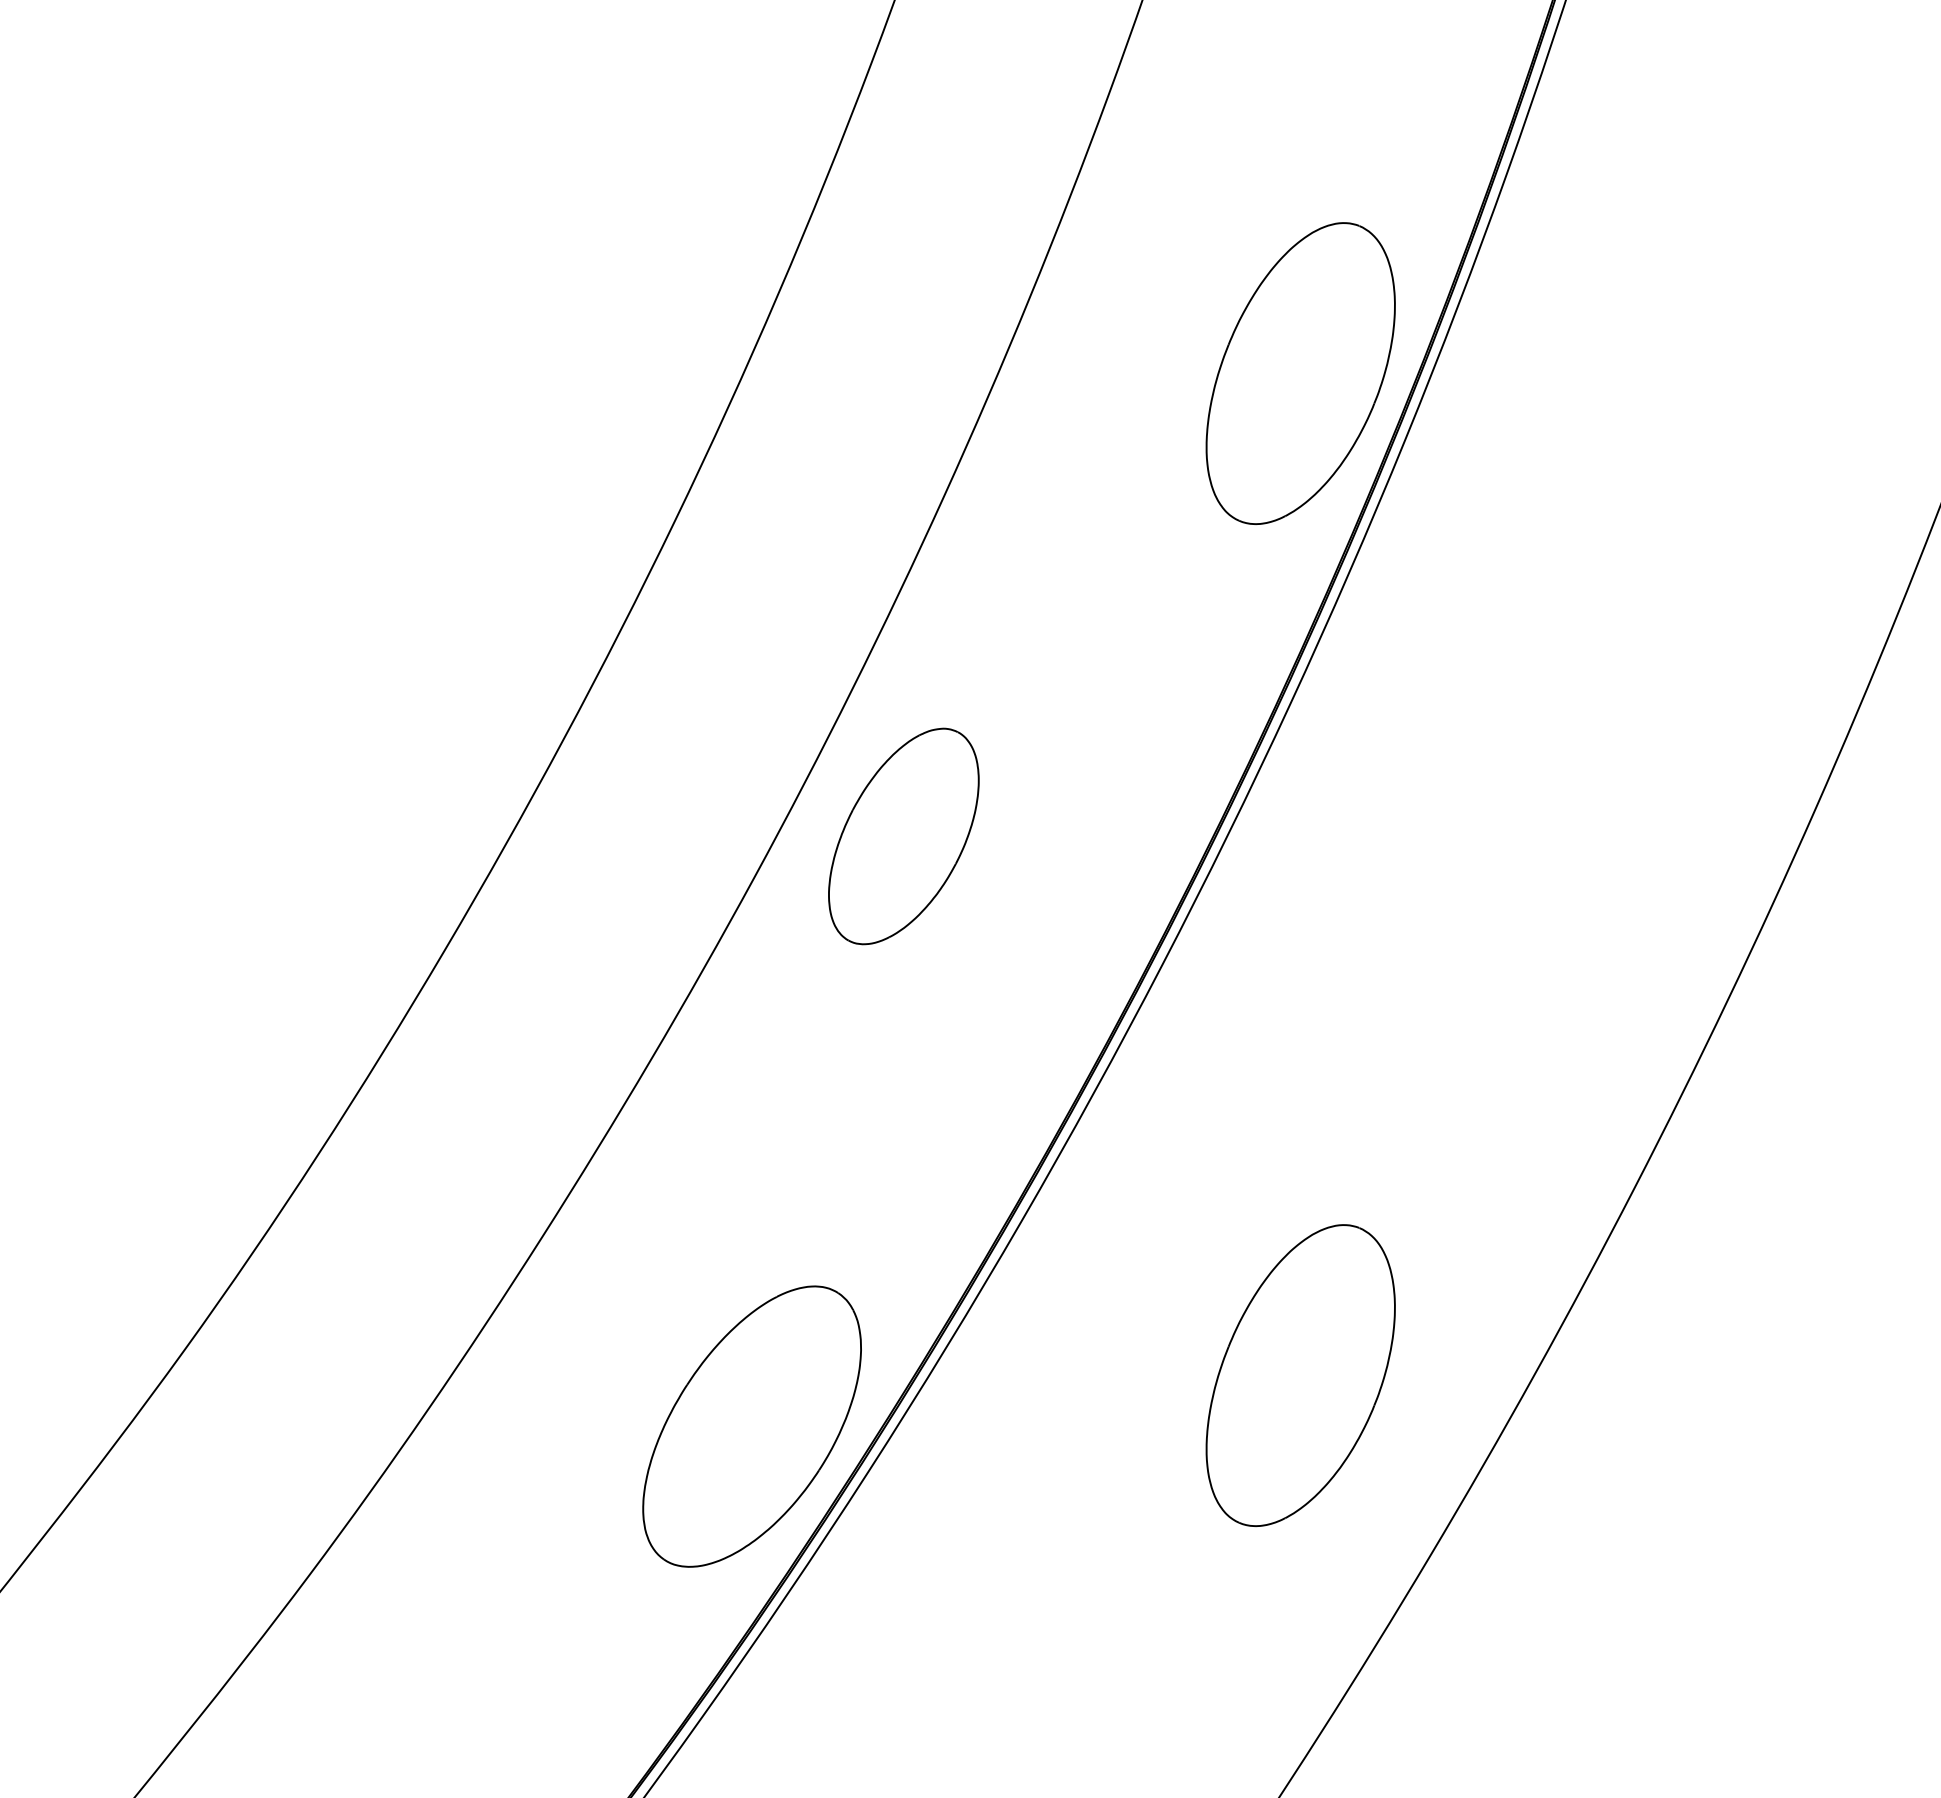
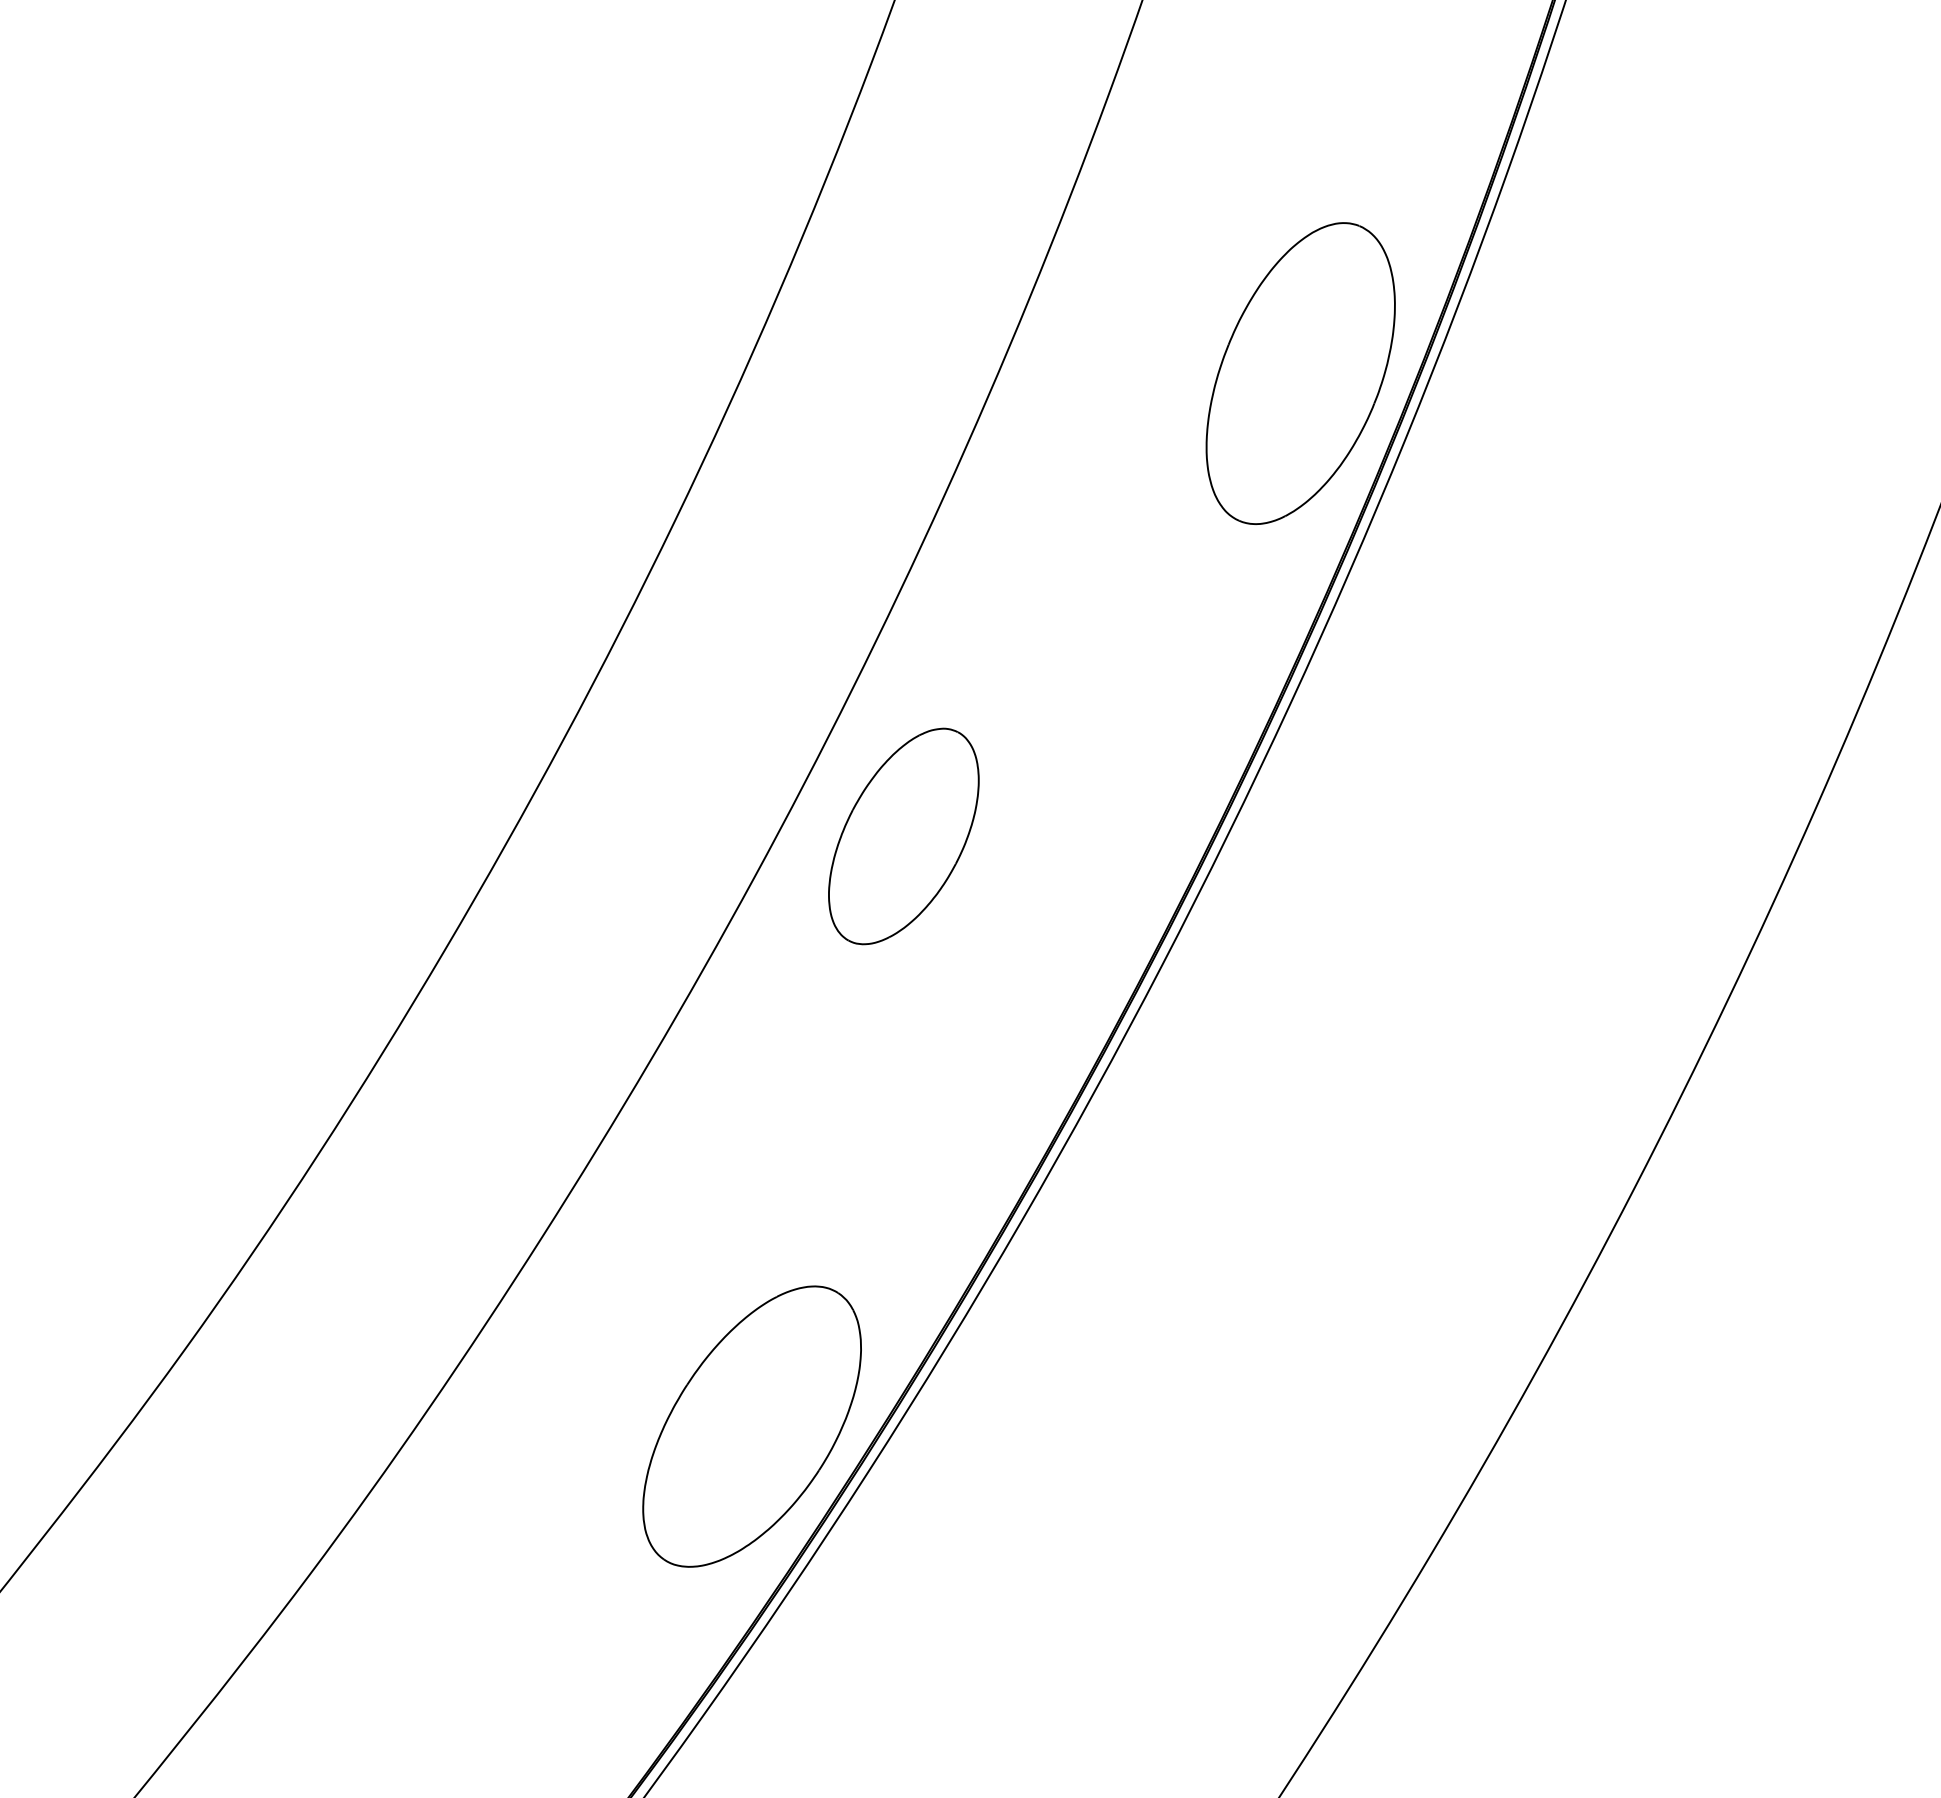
part: present -> none (1300, 1375)
